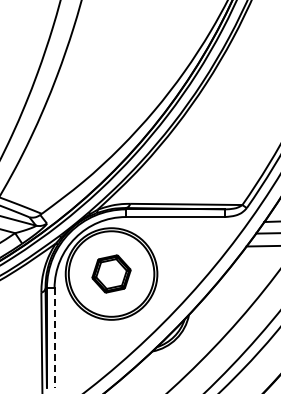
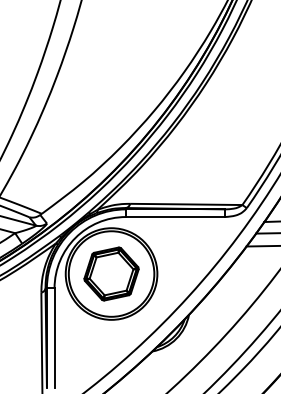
part size: 41x40 px -> 57x56 px (111, 273)
line: dashed -> solid (54, 338)
